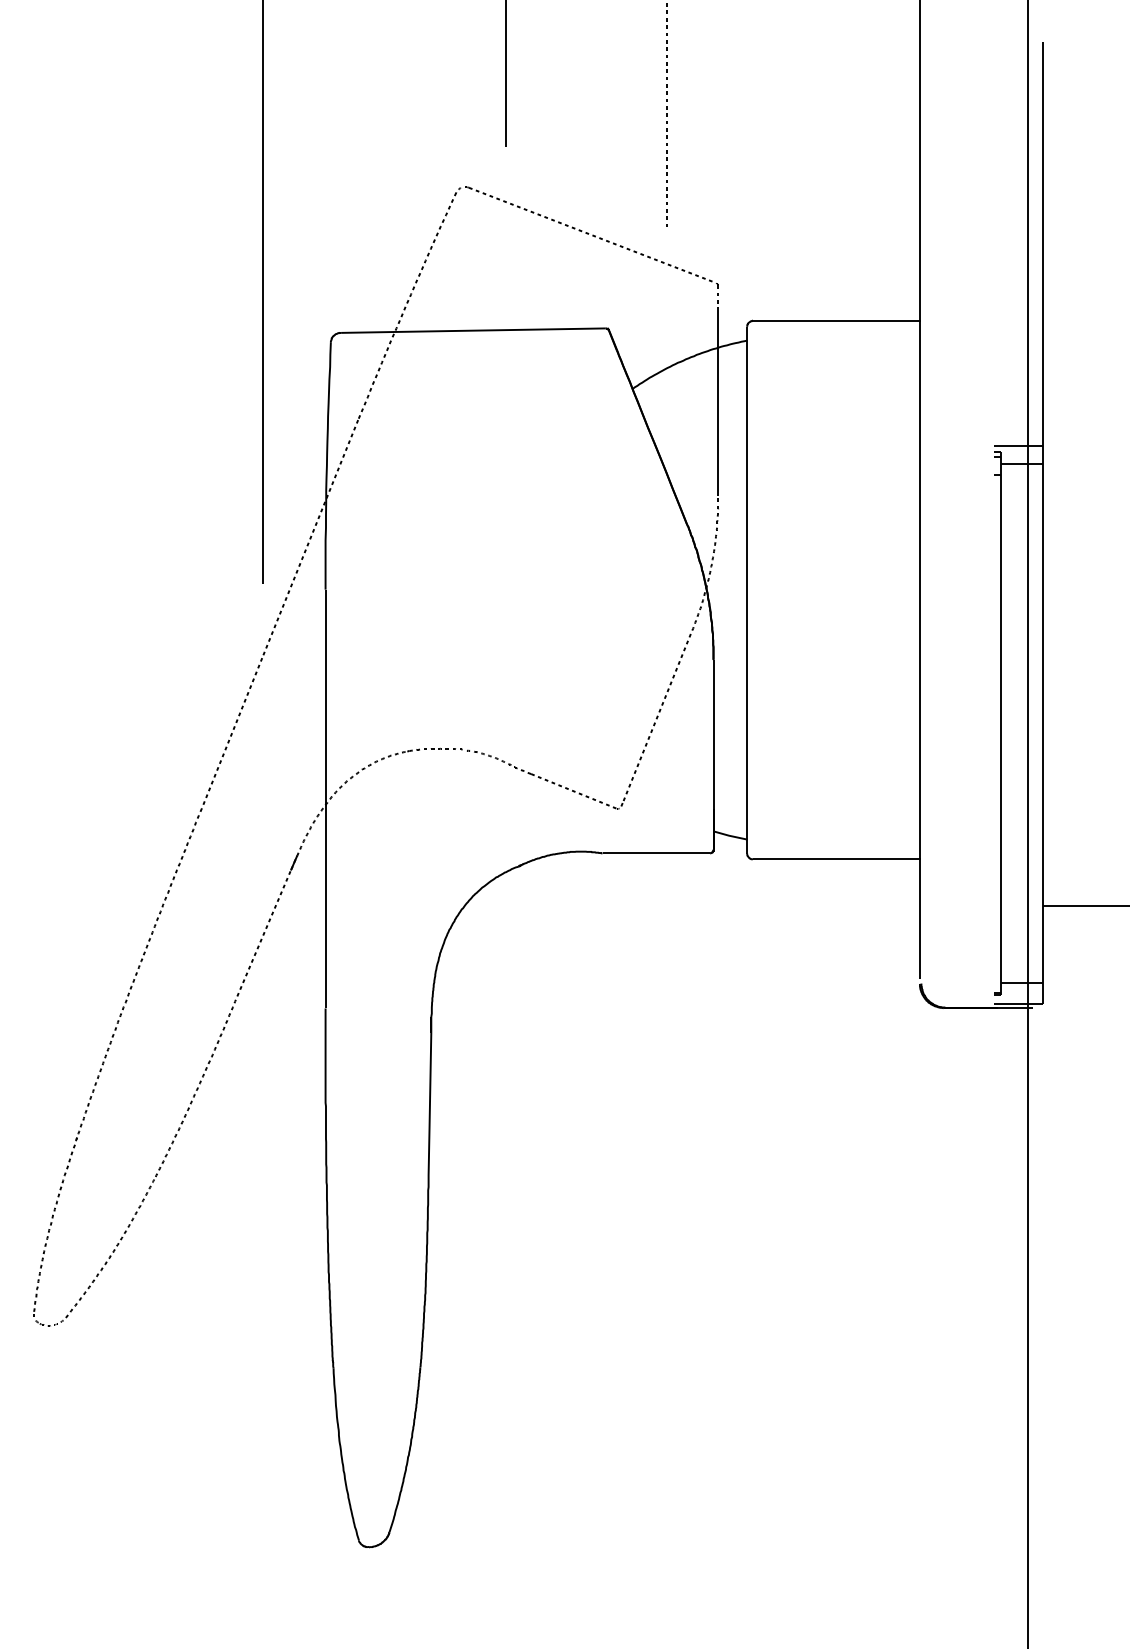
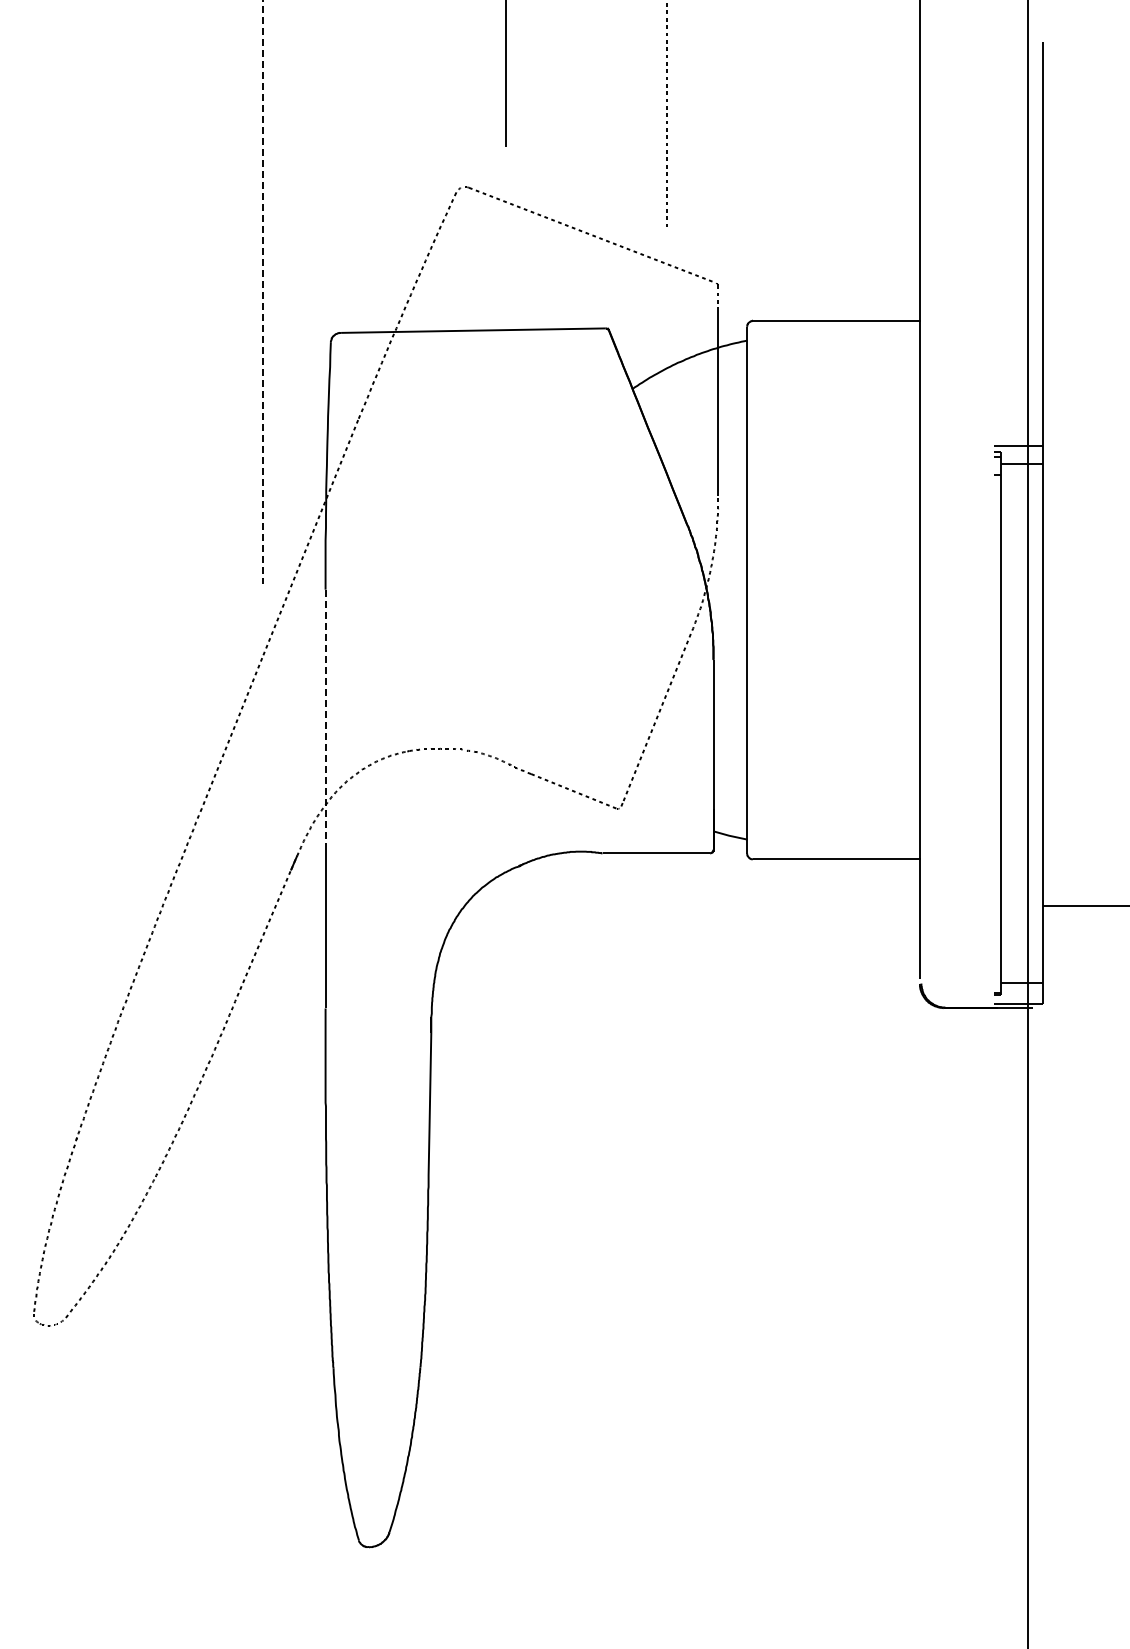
line: solid -> dashed (263, 292)
line: solid -> dashed (325, 718)
